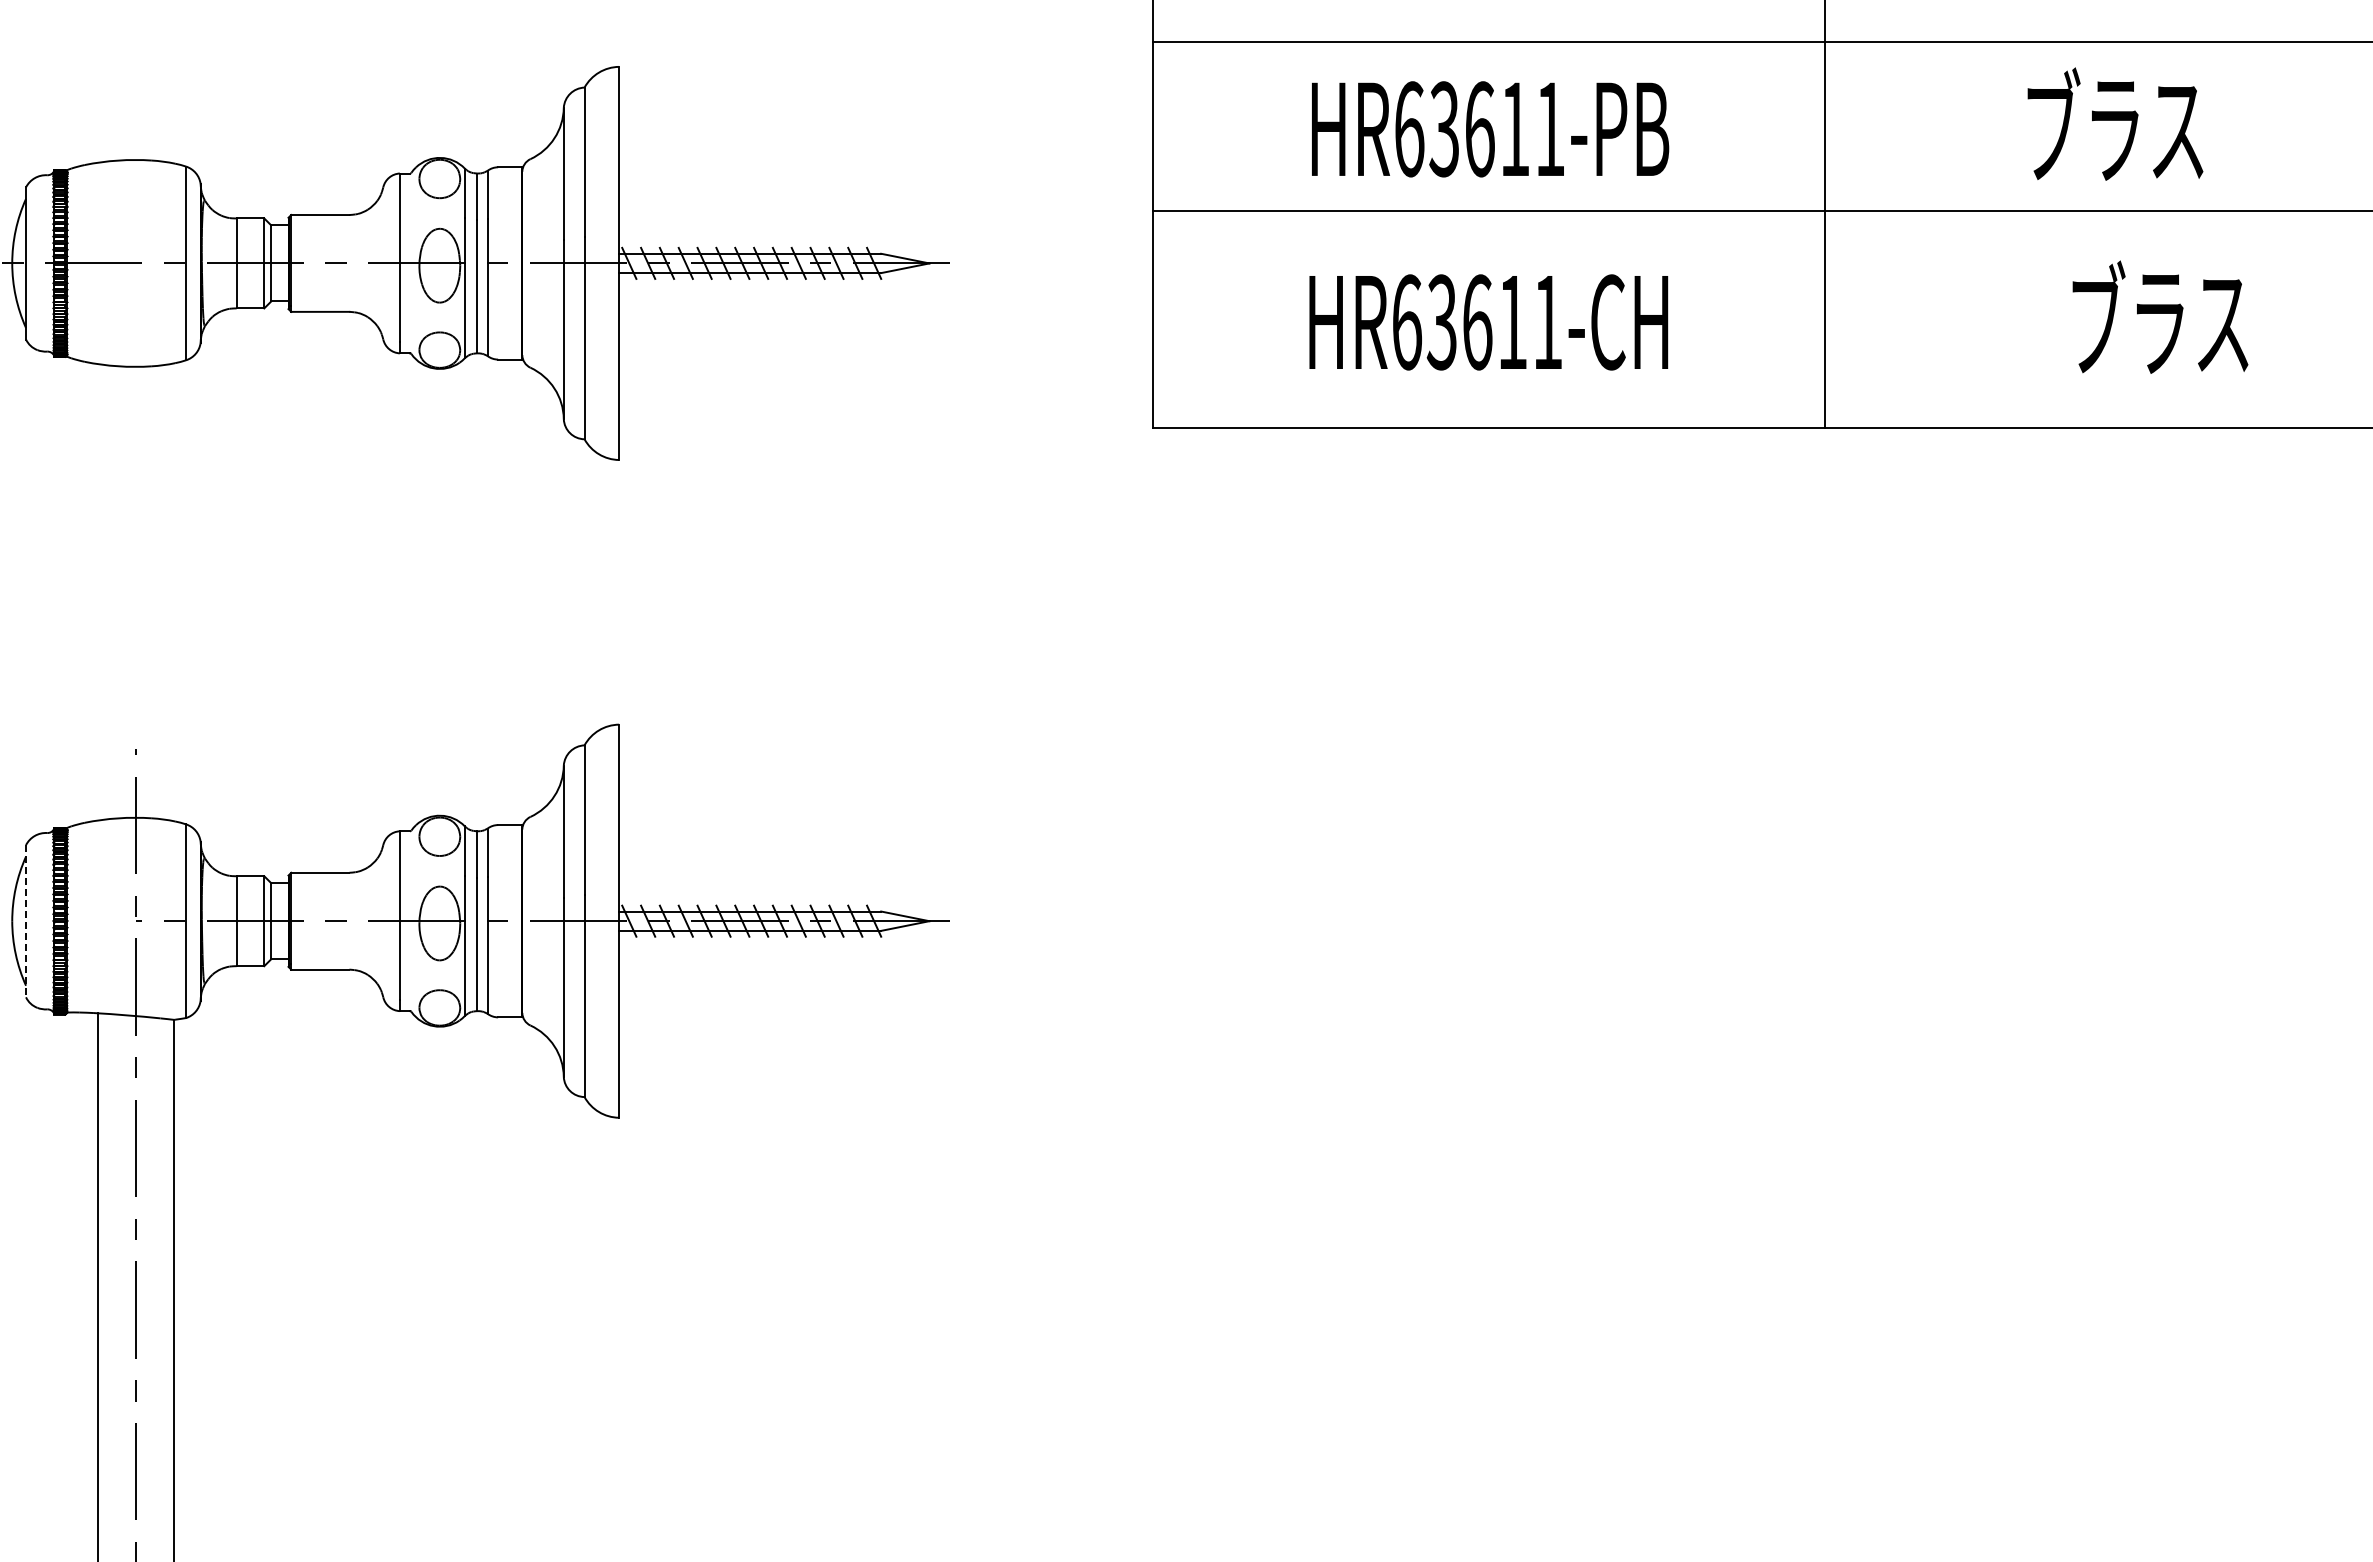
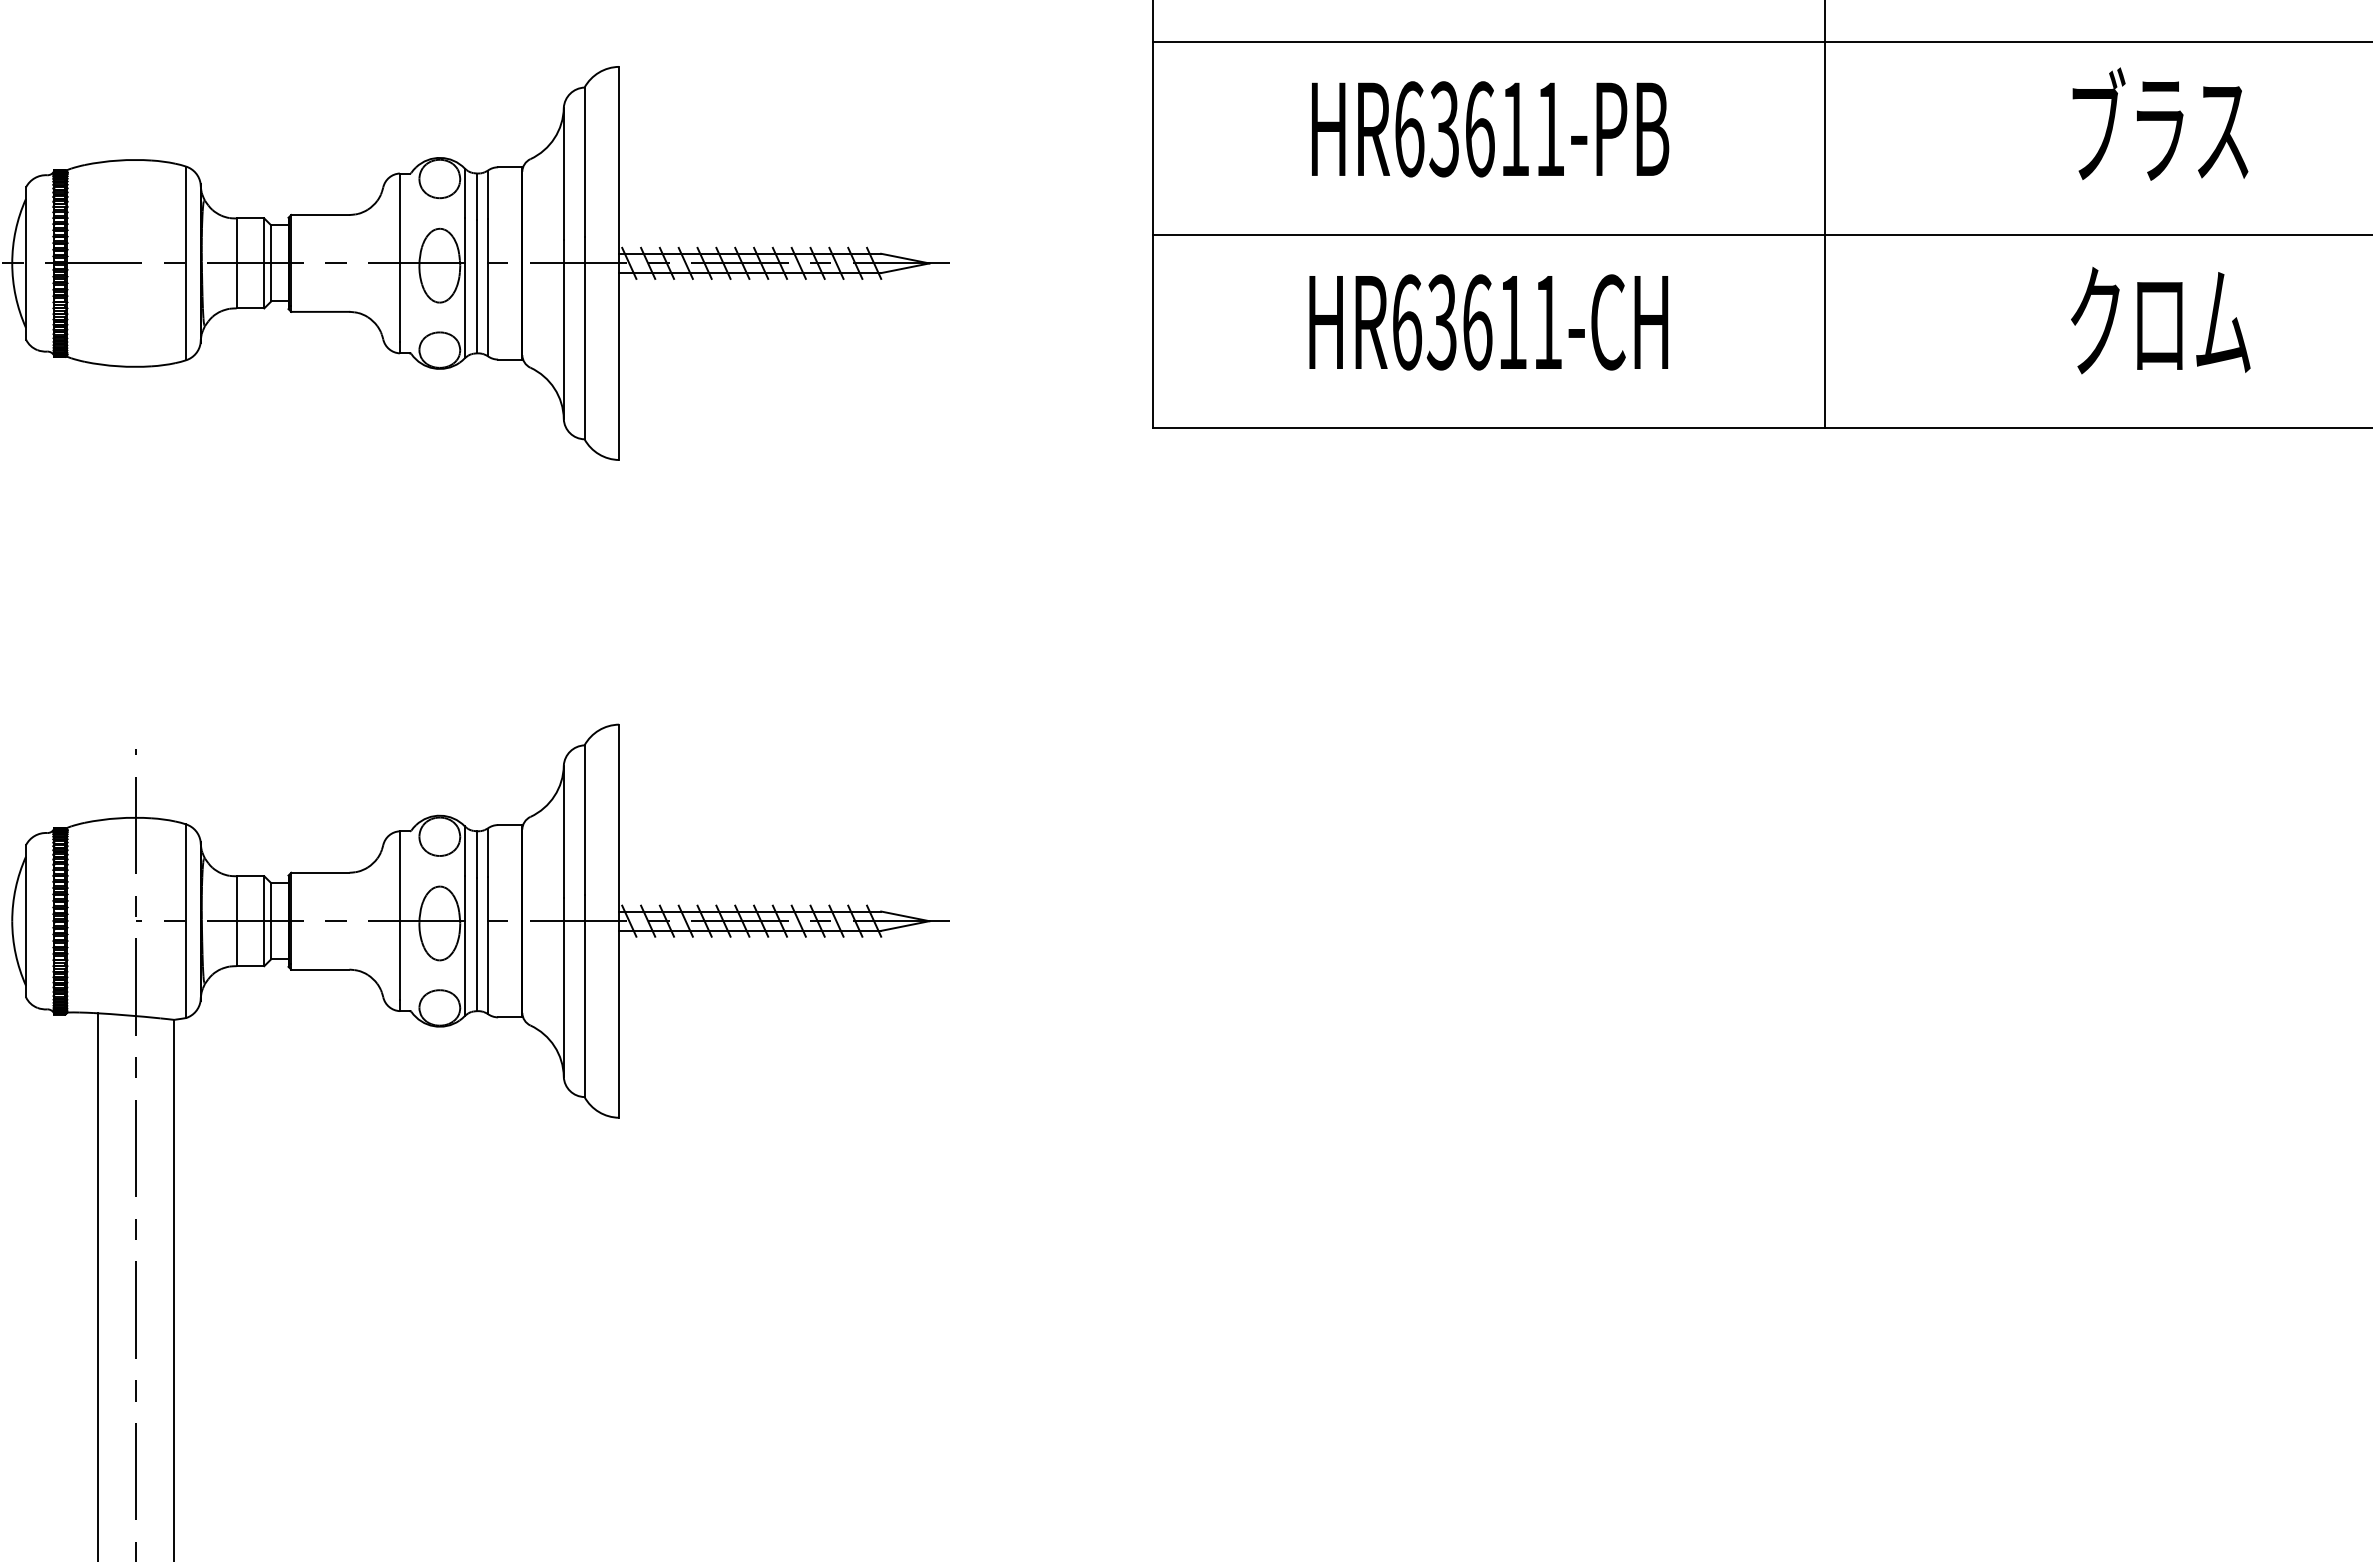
text position: (2115, 123) -> (2160, 123) (2160, 123)
line position: (1760, 211) -> (1760, 235) (1760, 235)
text: ブラス -> クロム (2160, 317)
line: dashed -> solid (26, 921)
